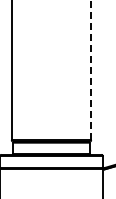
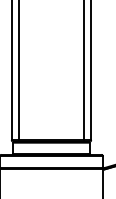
line: dashed -> solid (91, 70)
line: none -> present (18, 71)
line: none -> present (84, 71)
